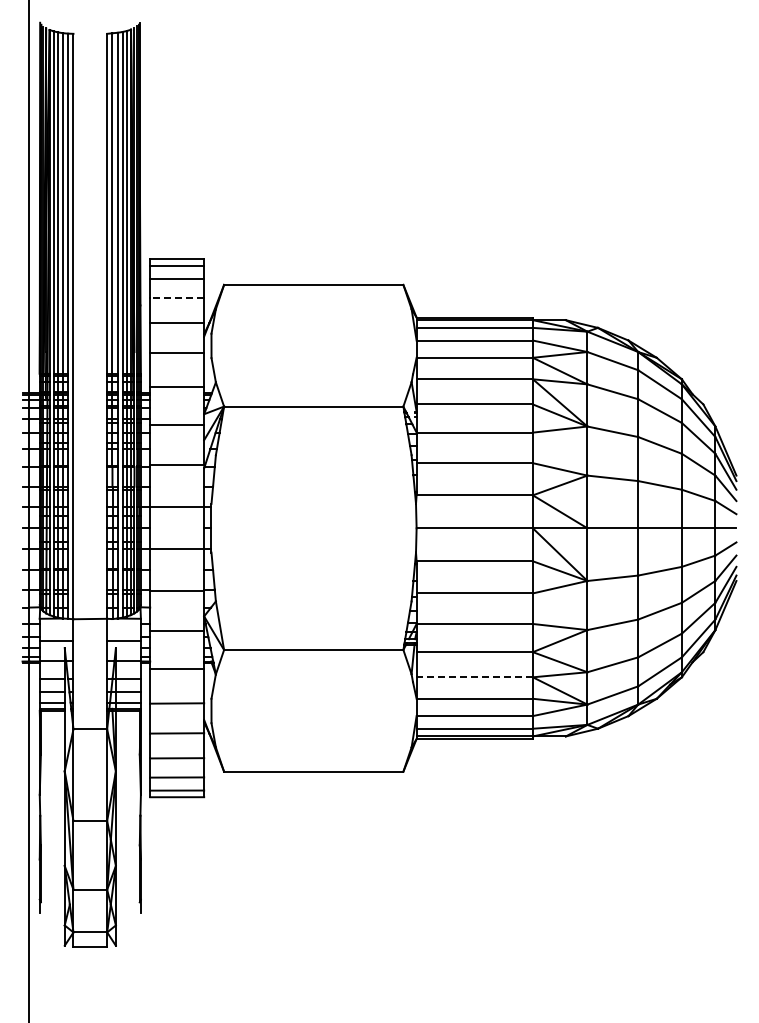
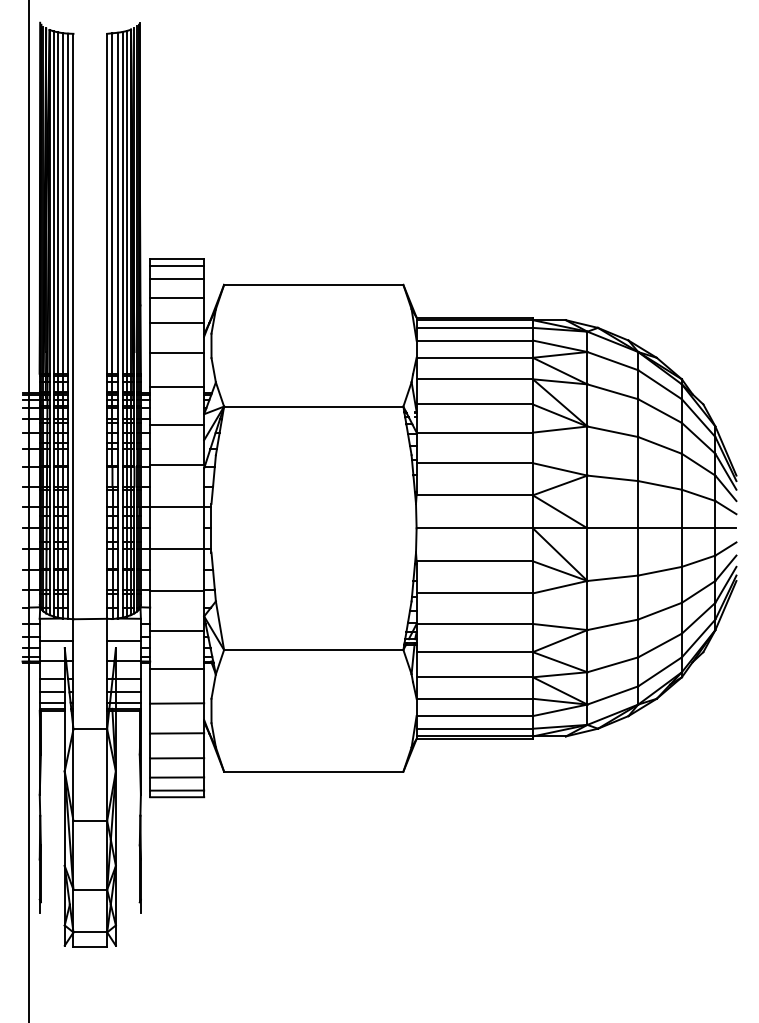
line: dashed -> solid (177, 298)
line: dashed -> solid (474, 677)
